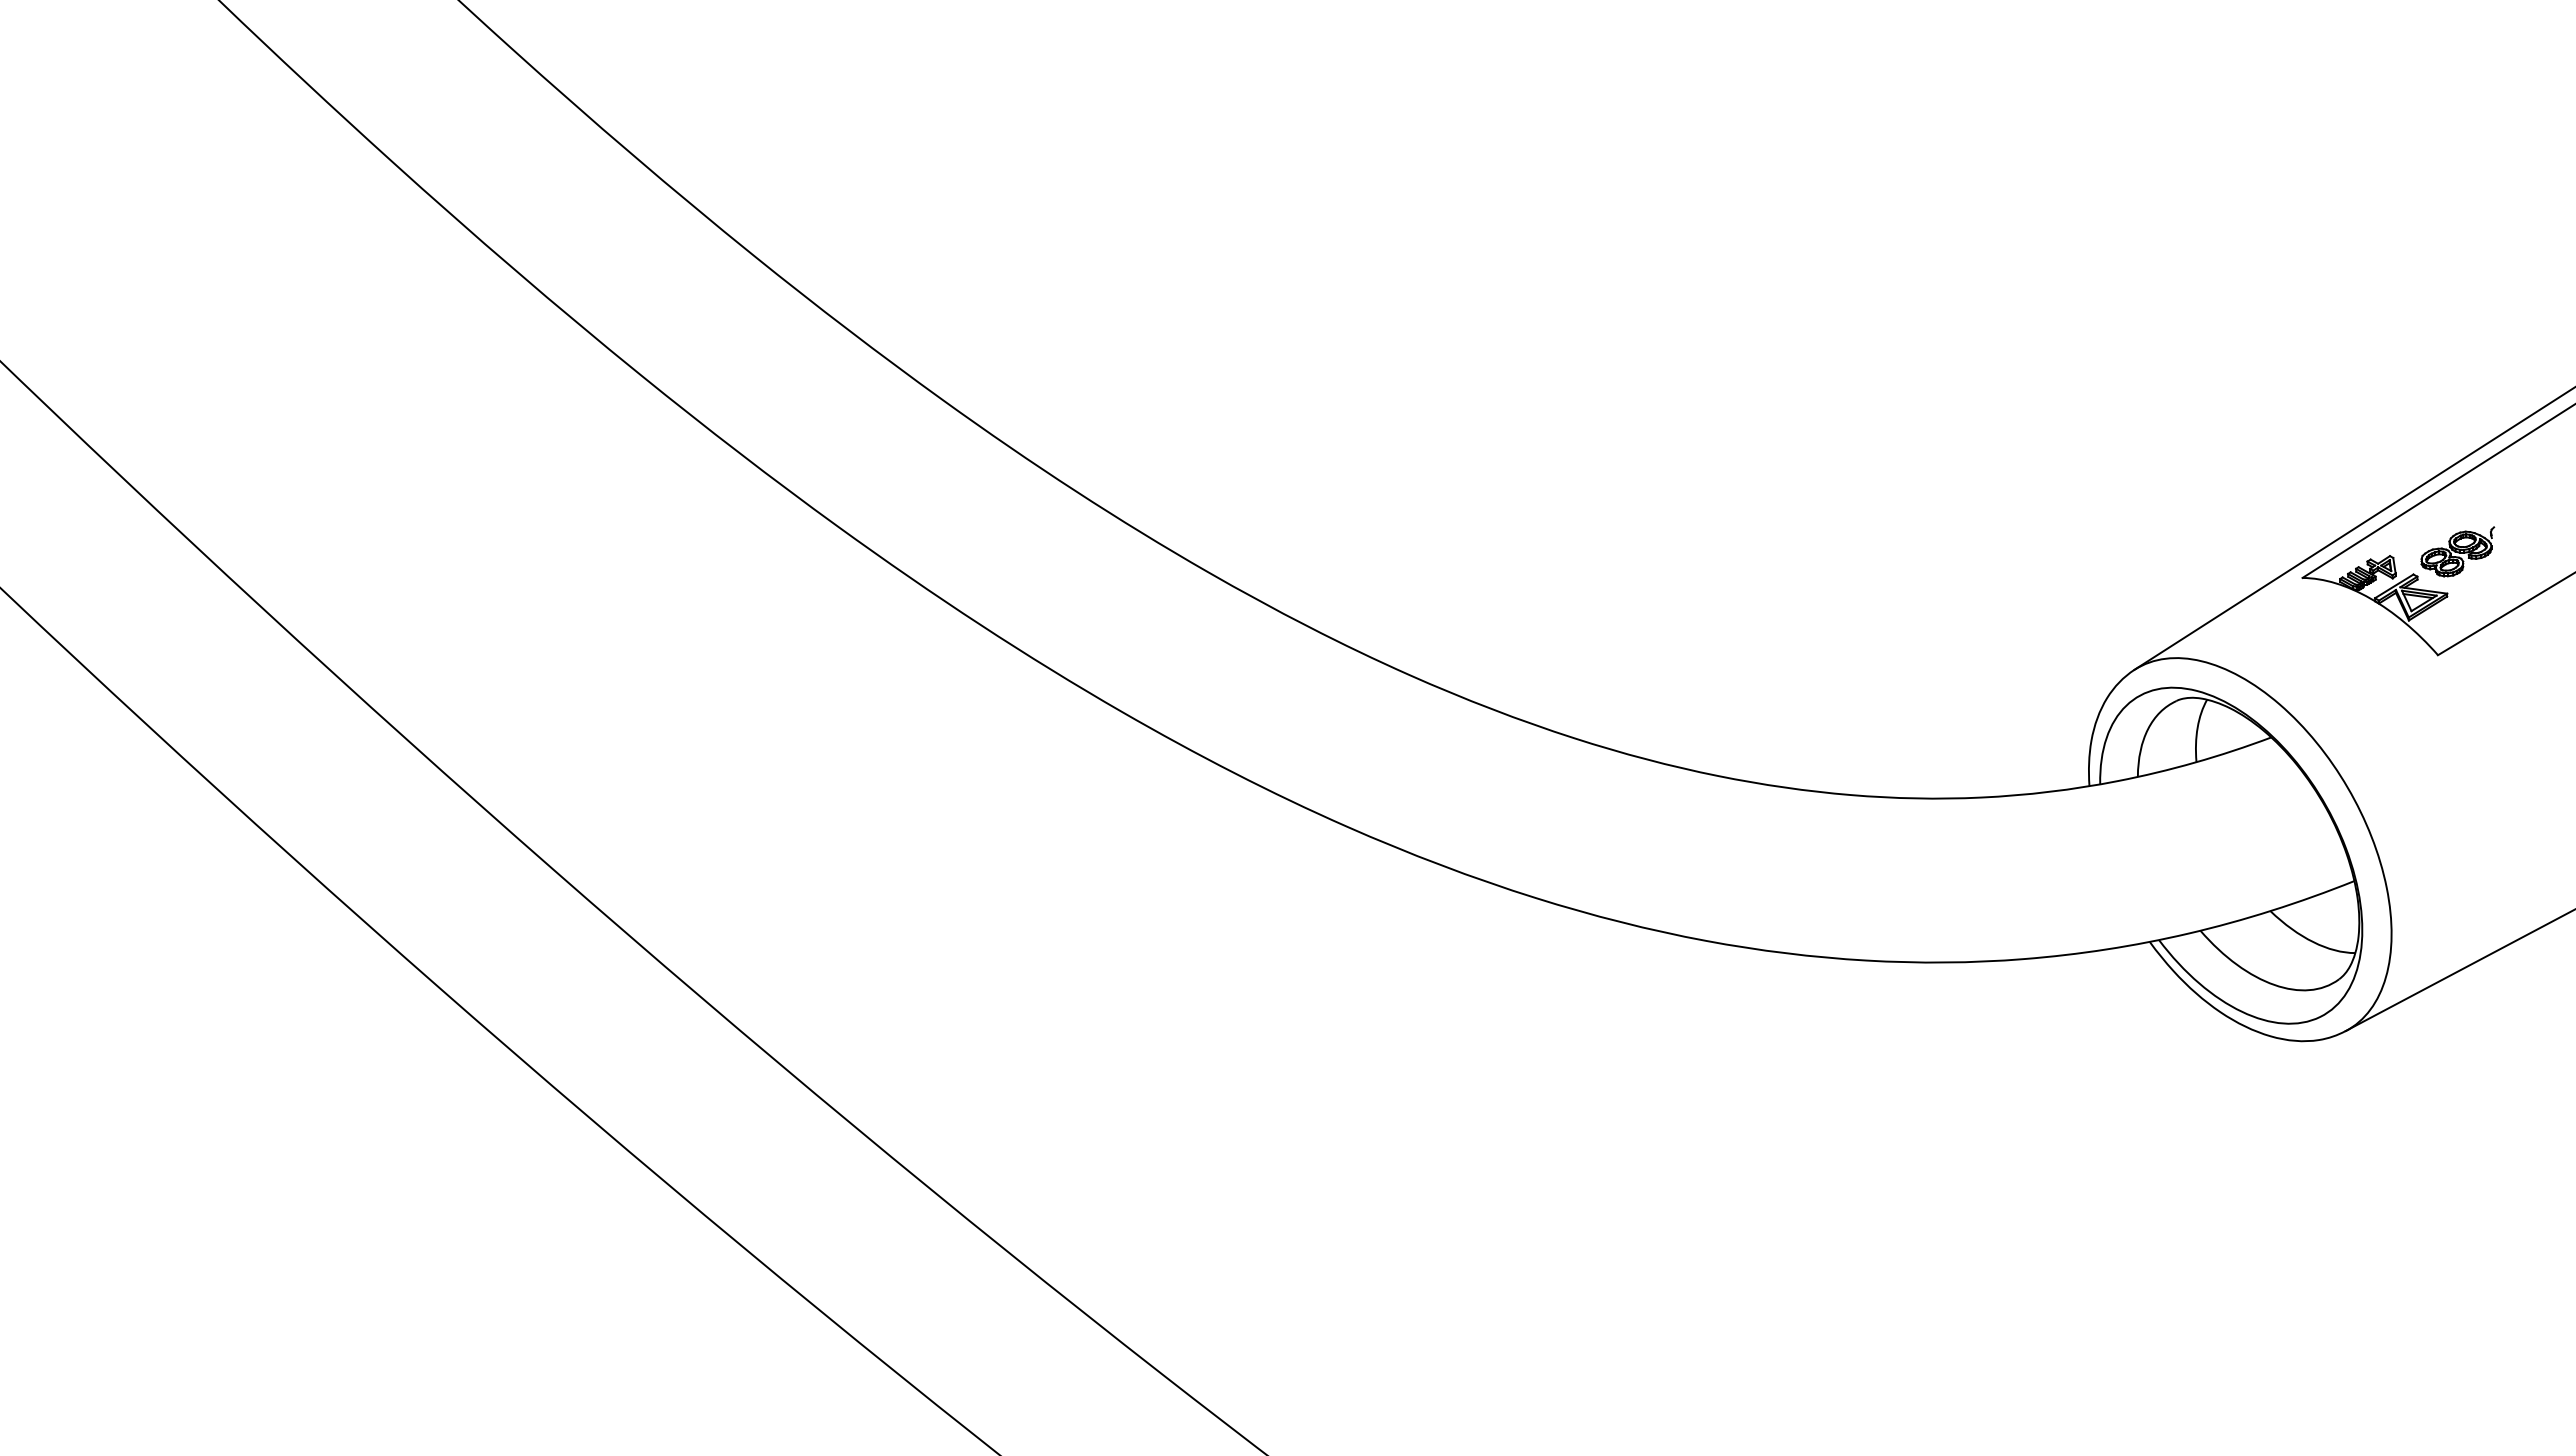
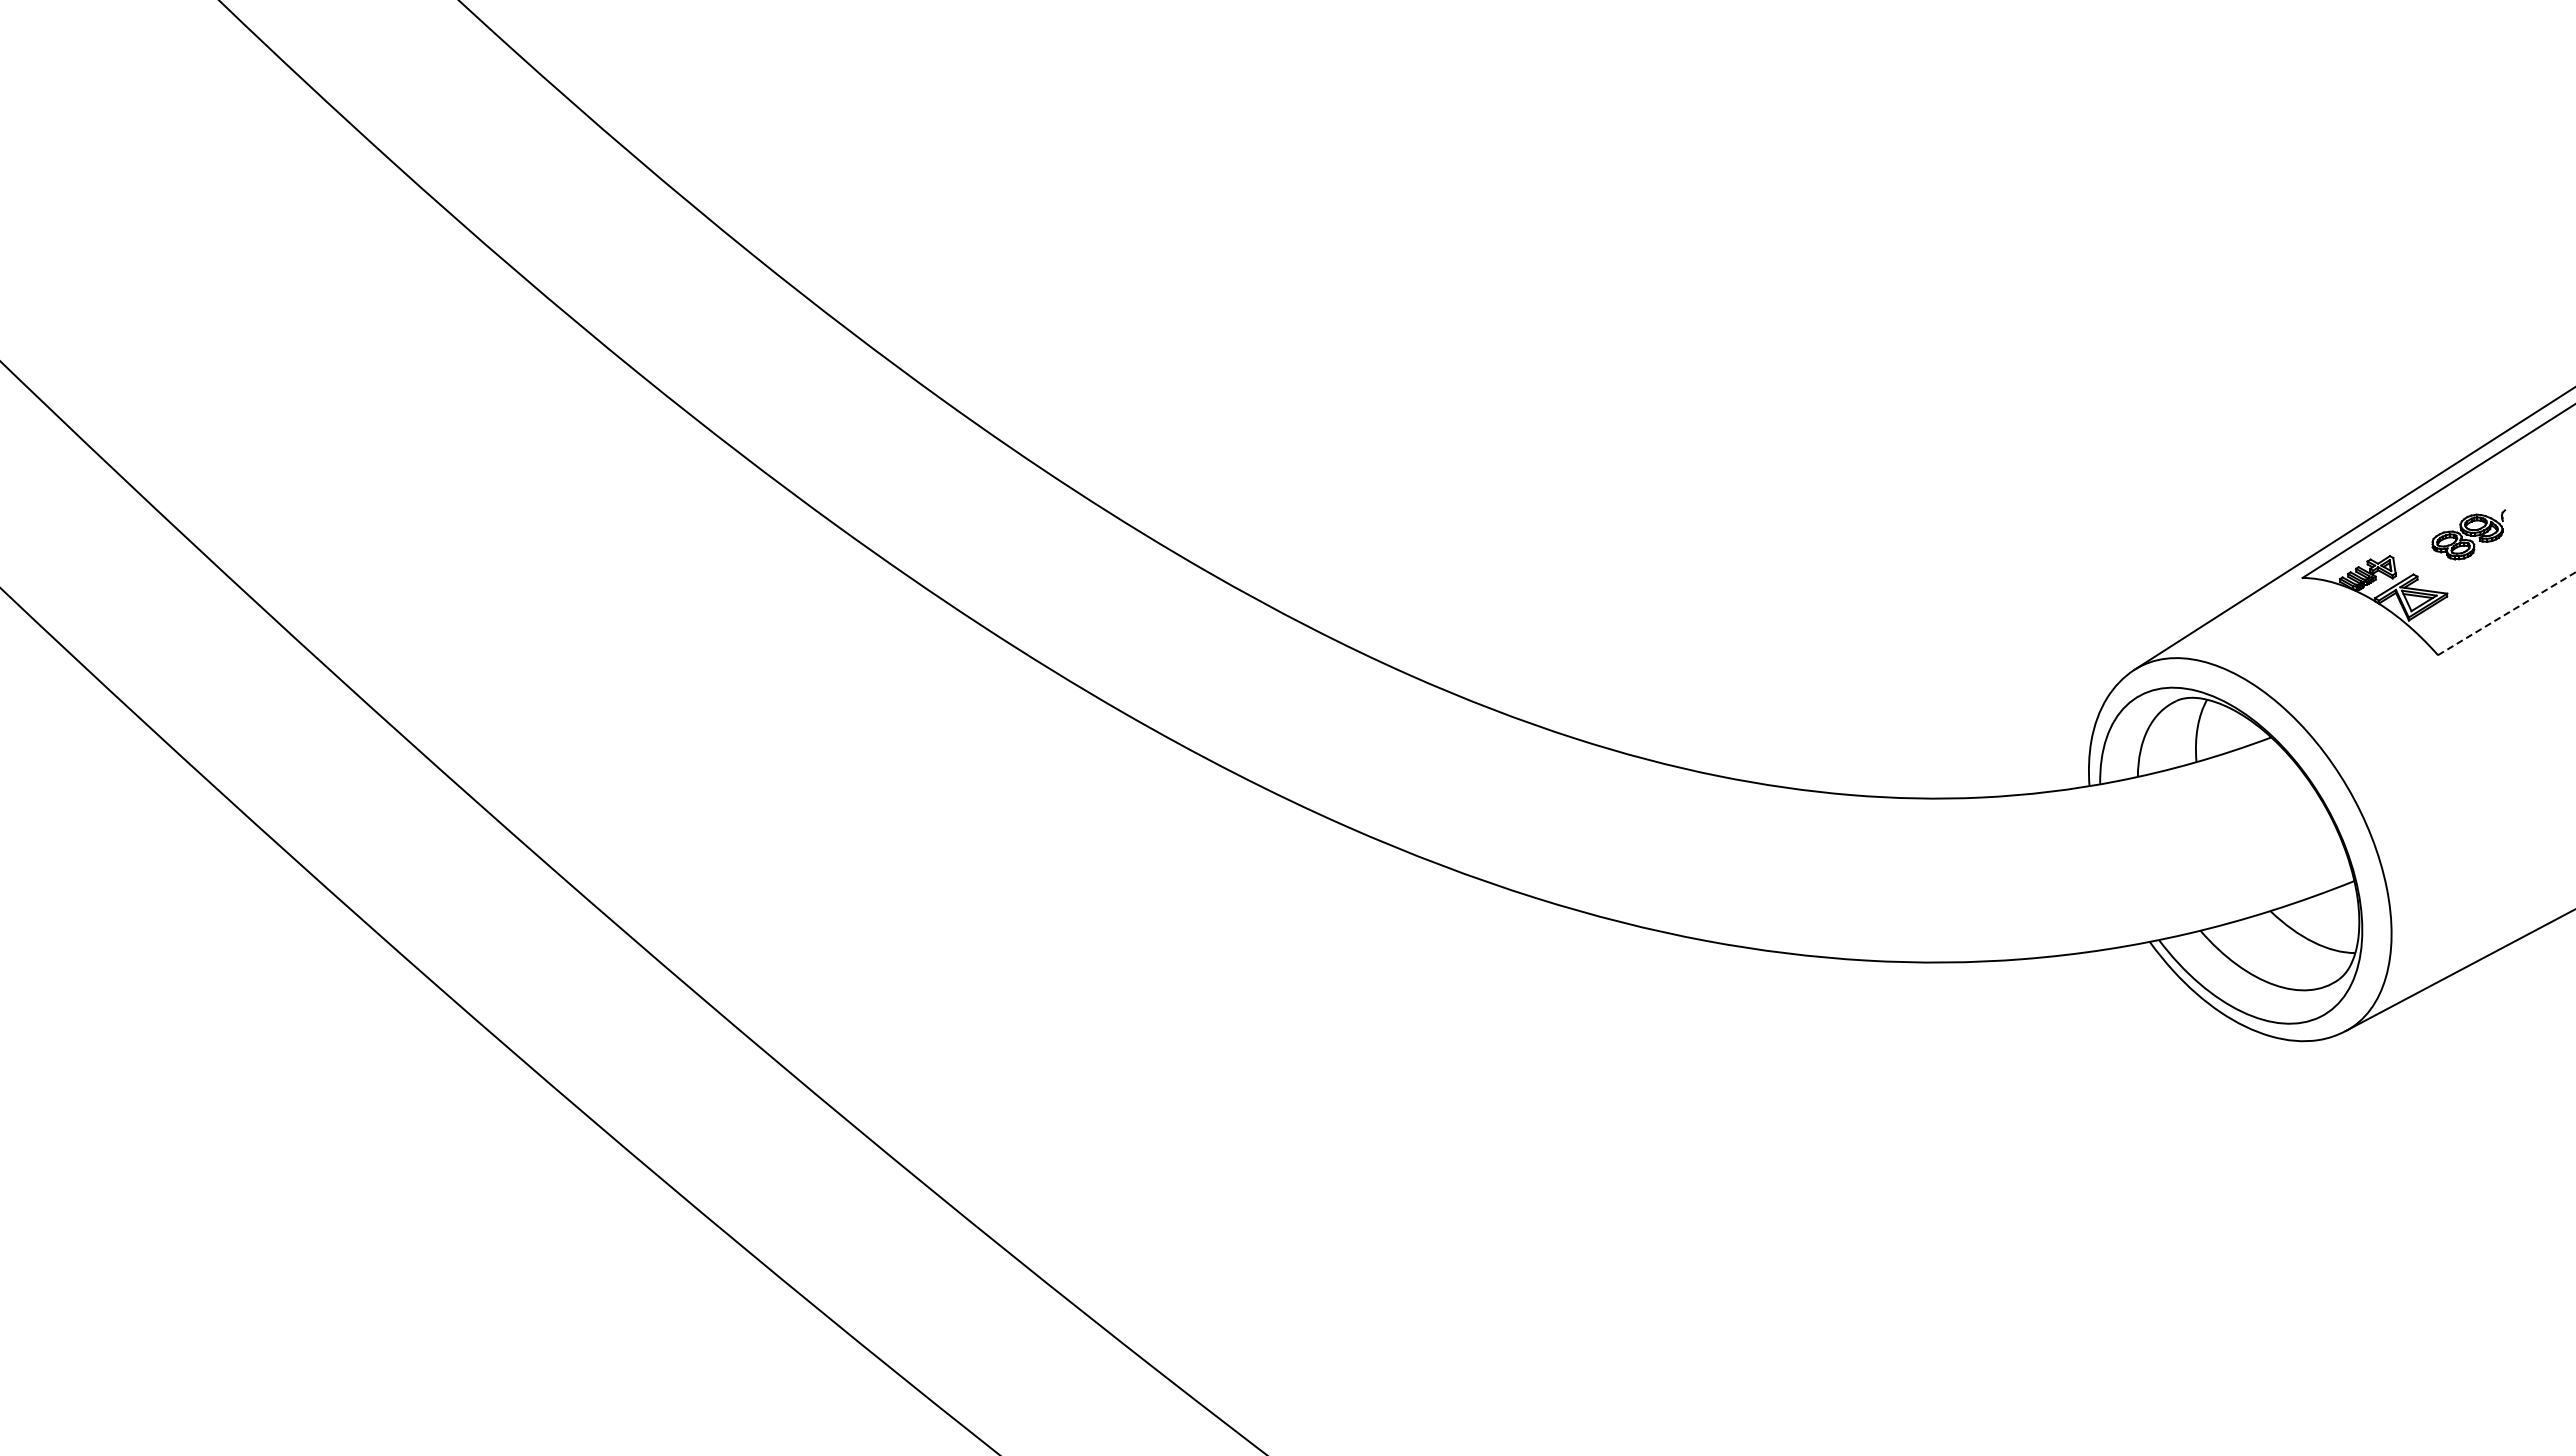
part position: (2457, 551) -> (2468, 534) (2468, 534)
line: solid -> dashed (2507, 613)
